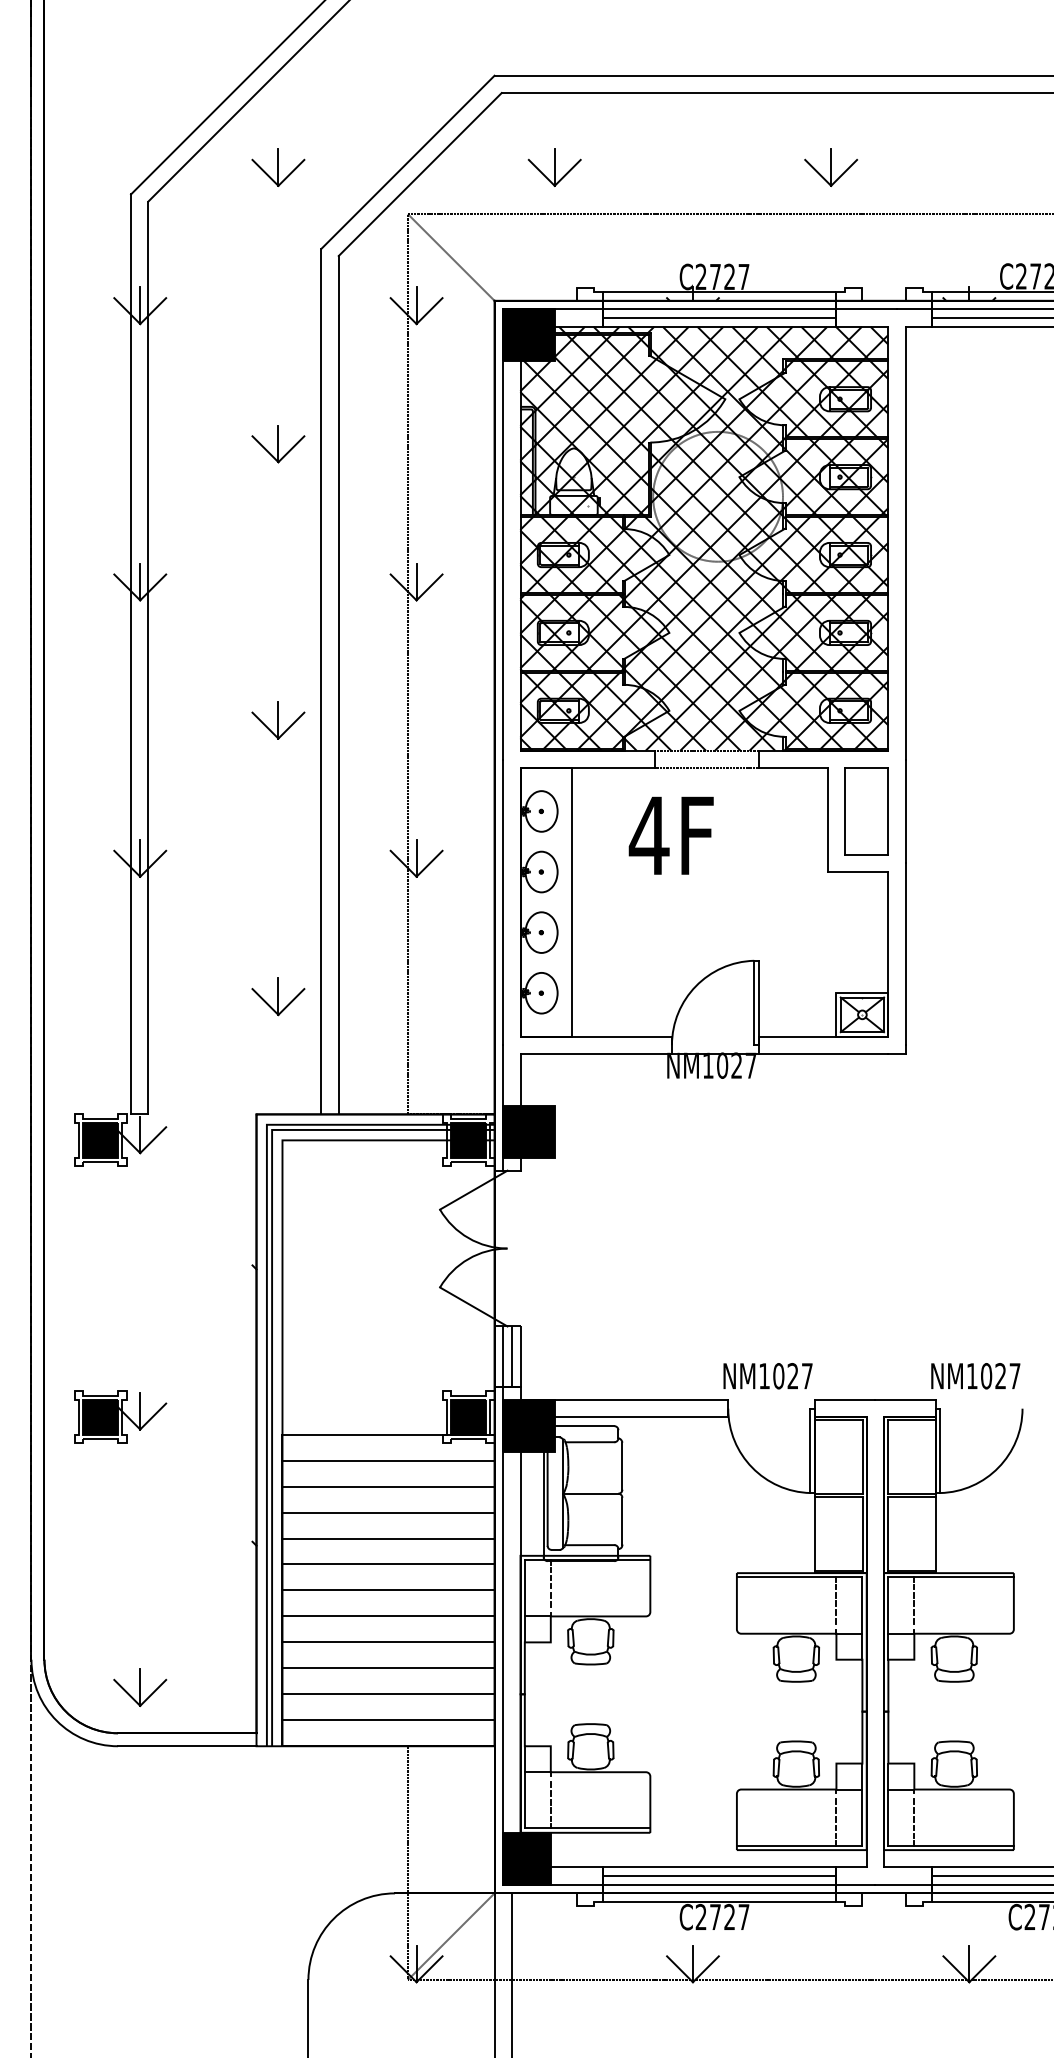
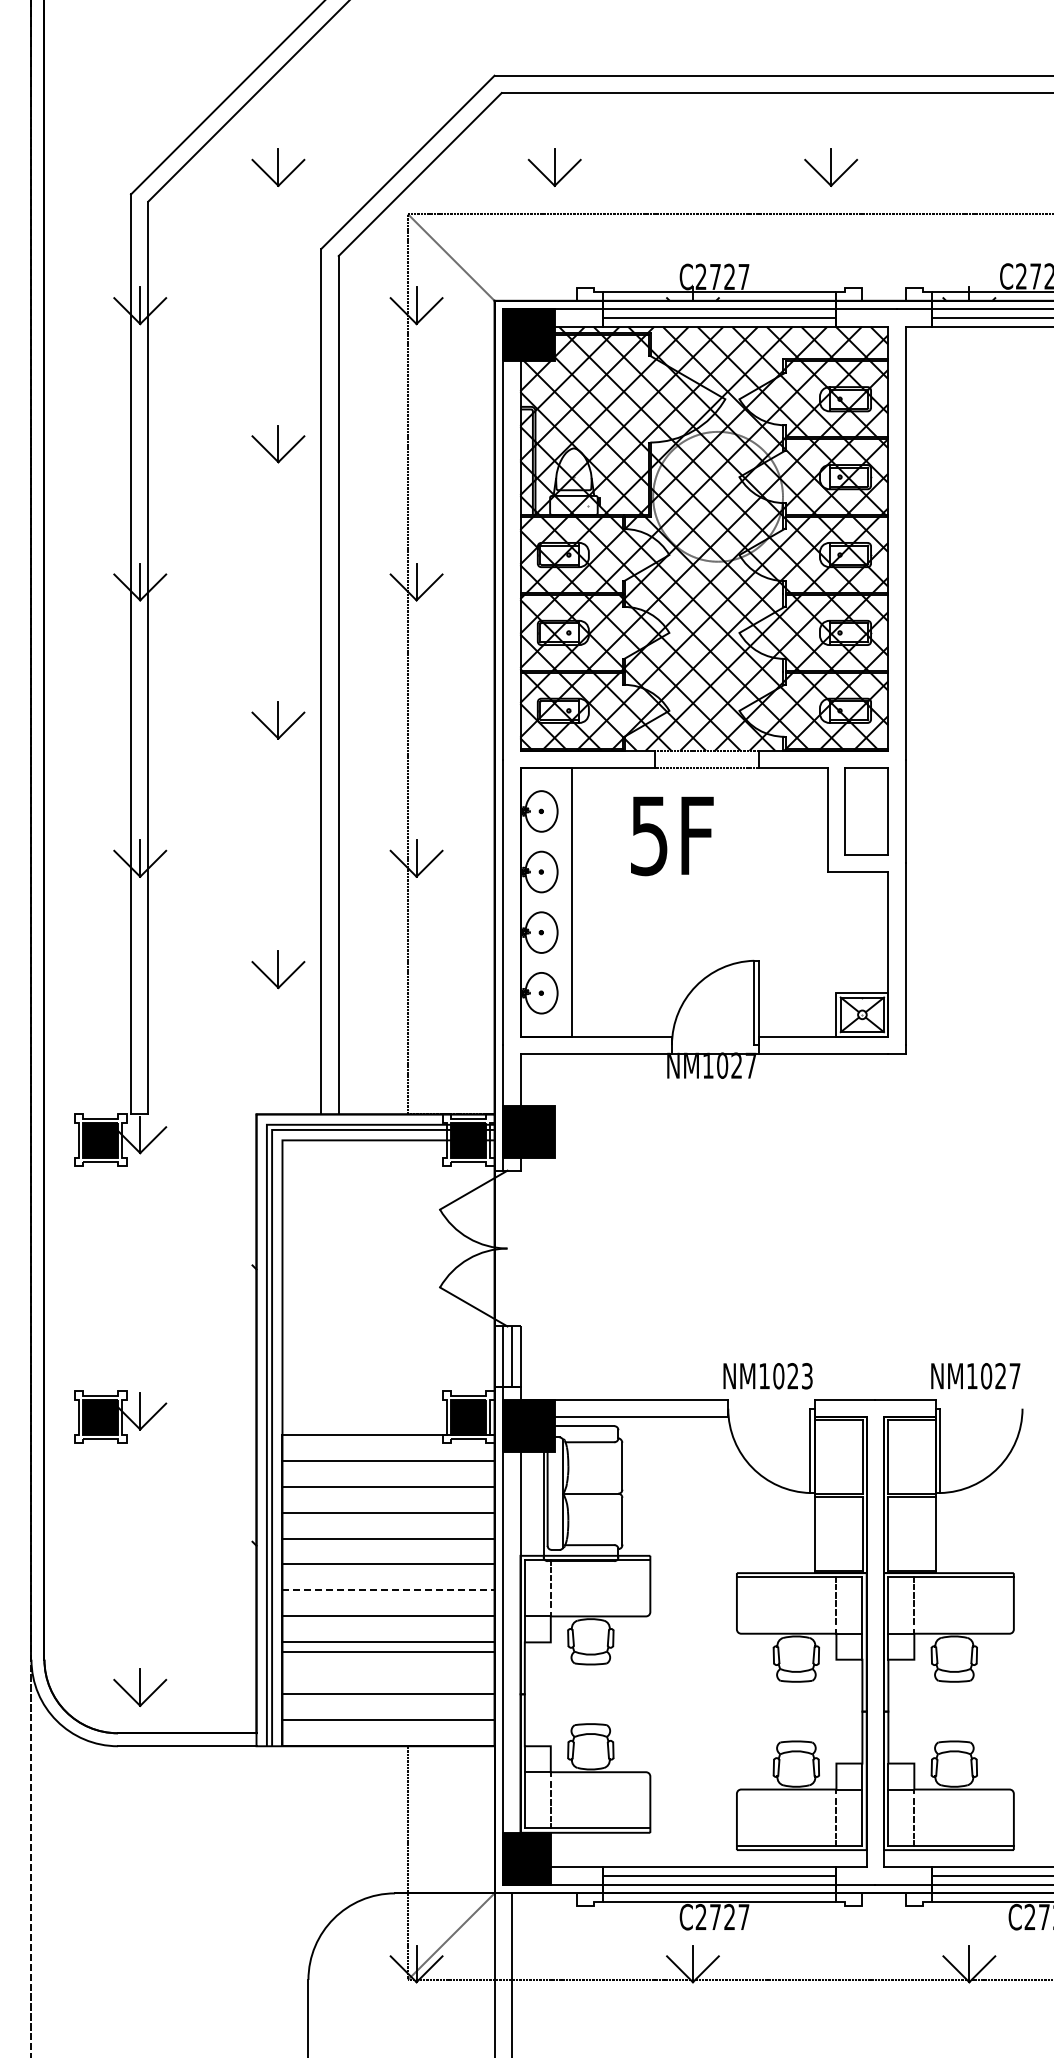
text: 4F -> 5F (648, 836)
part position: (278, 996) -> (278, 969) (278, 969)
text: NM1027 -> NM1023 (807, 1376)
line: solid -> dashed (389, 1590)
line position: (388, 1668) -> (388, 1652) (388, 1652)
